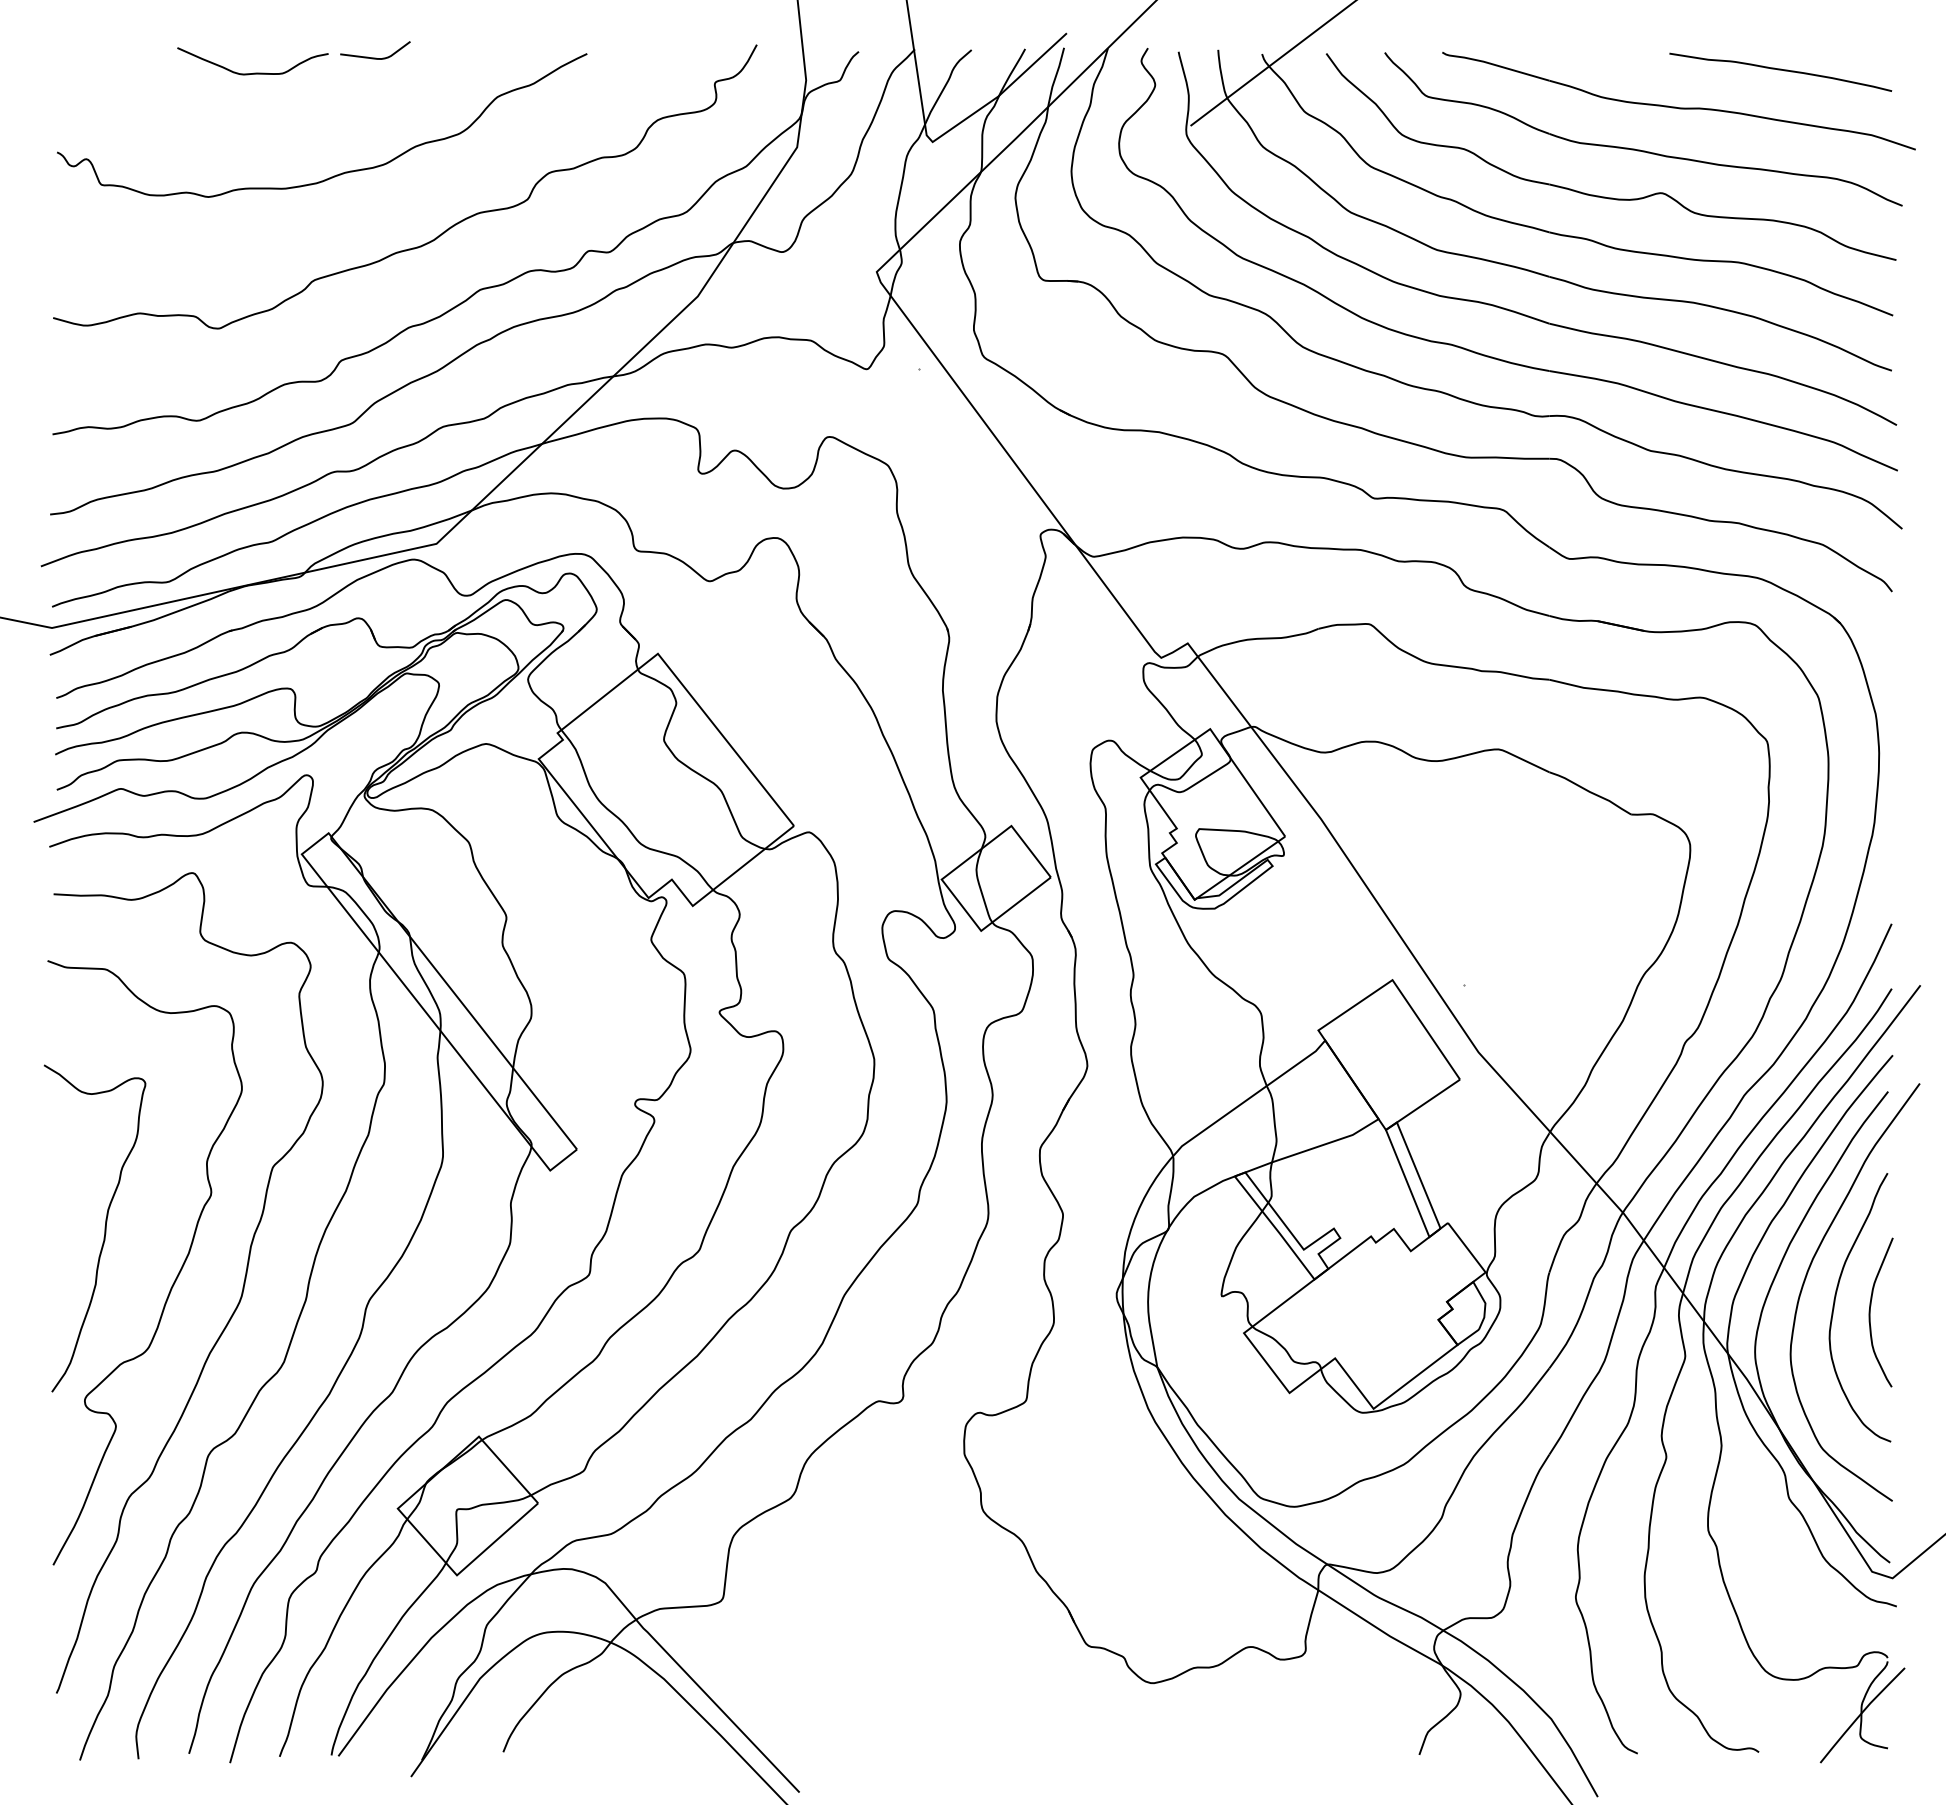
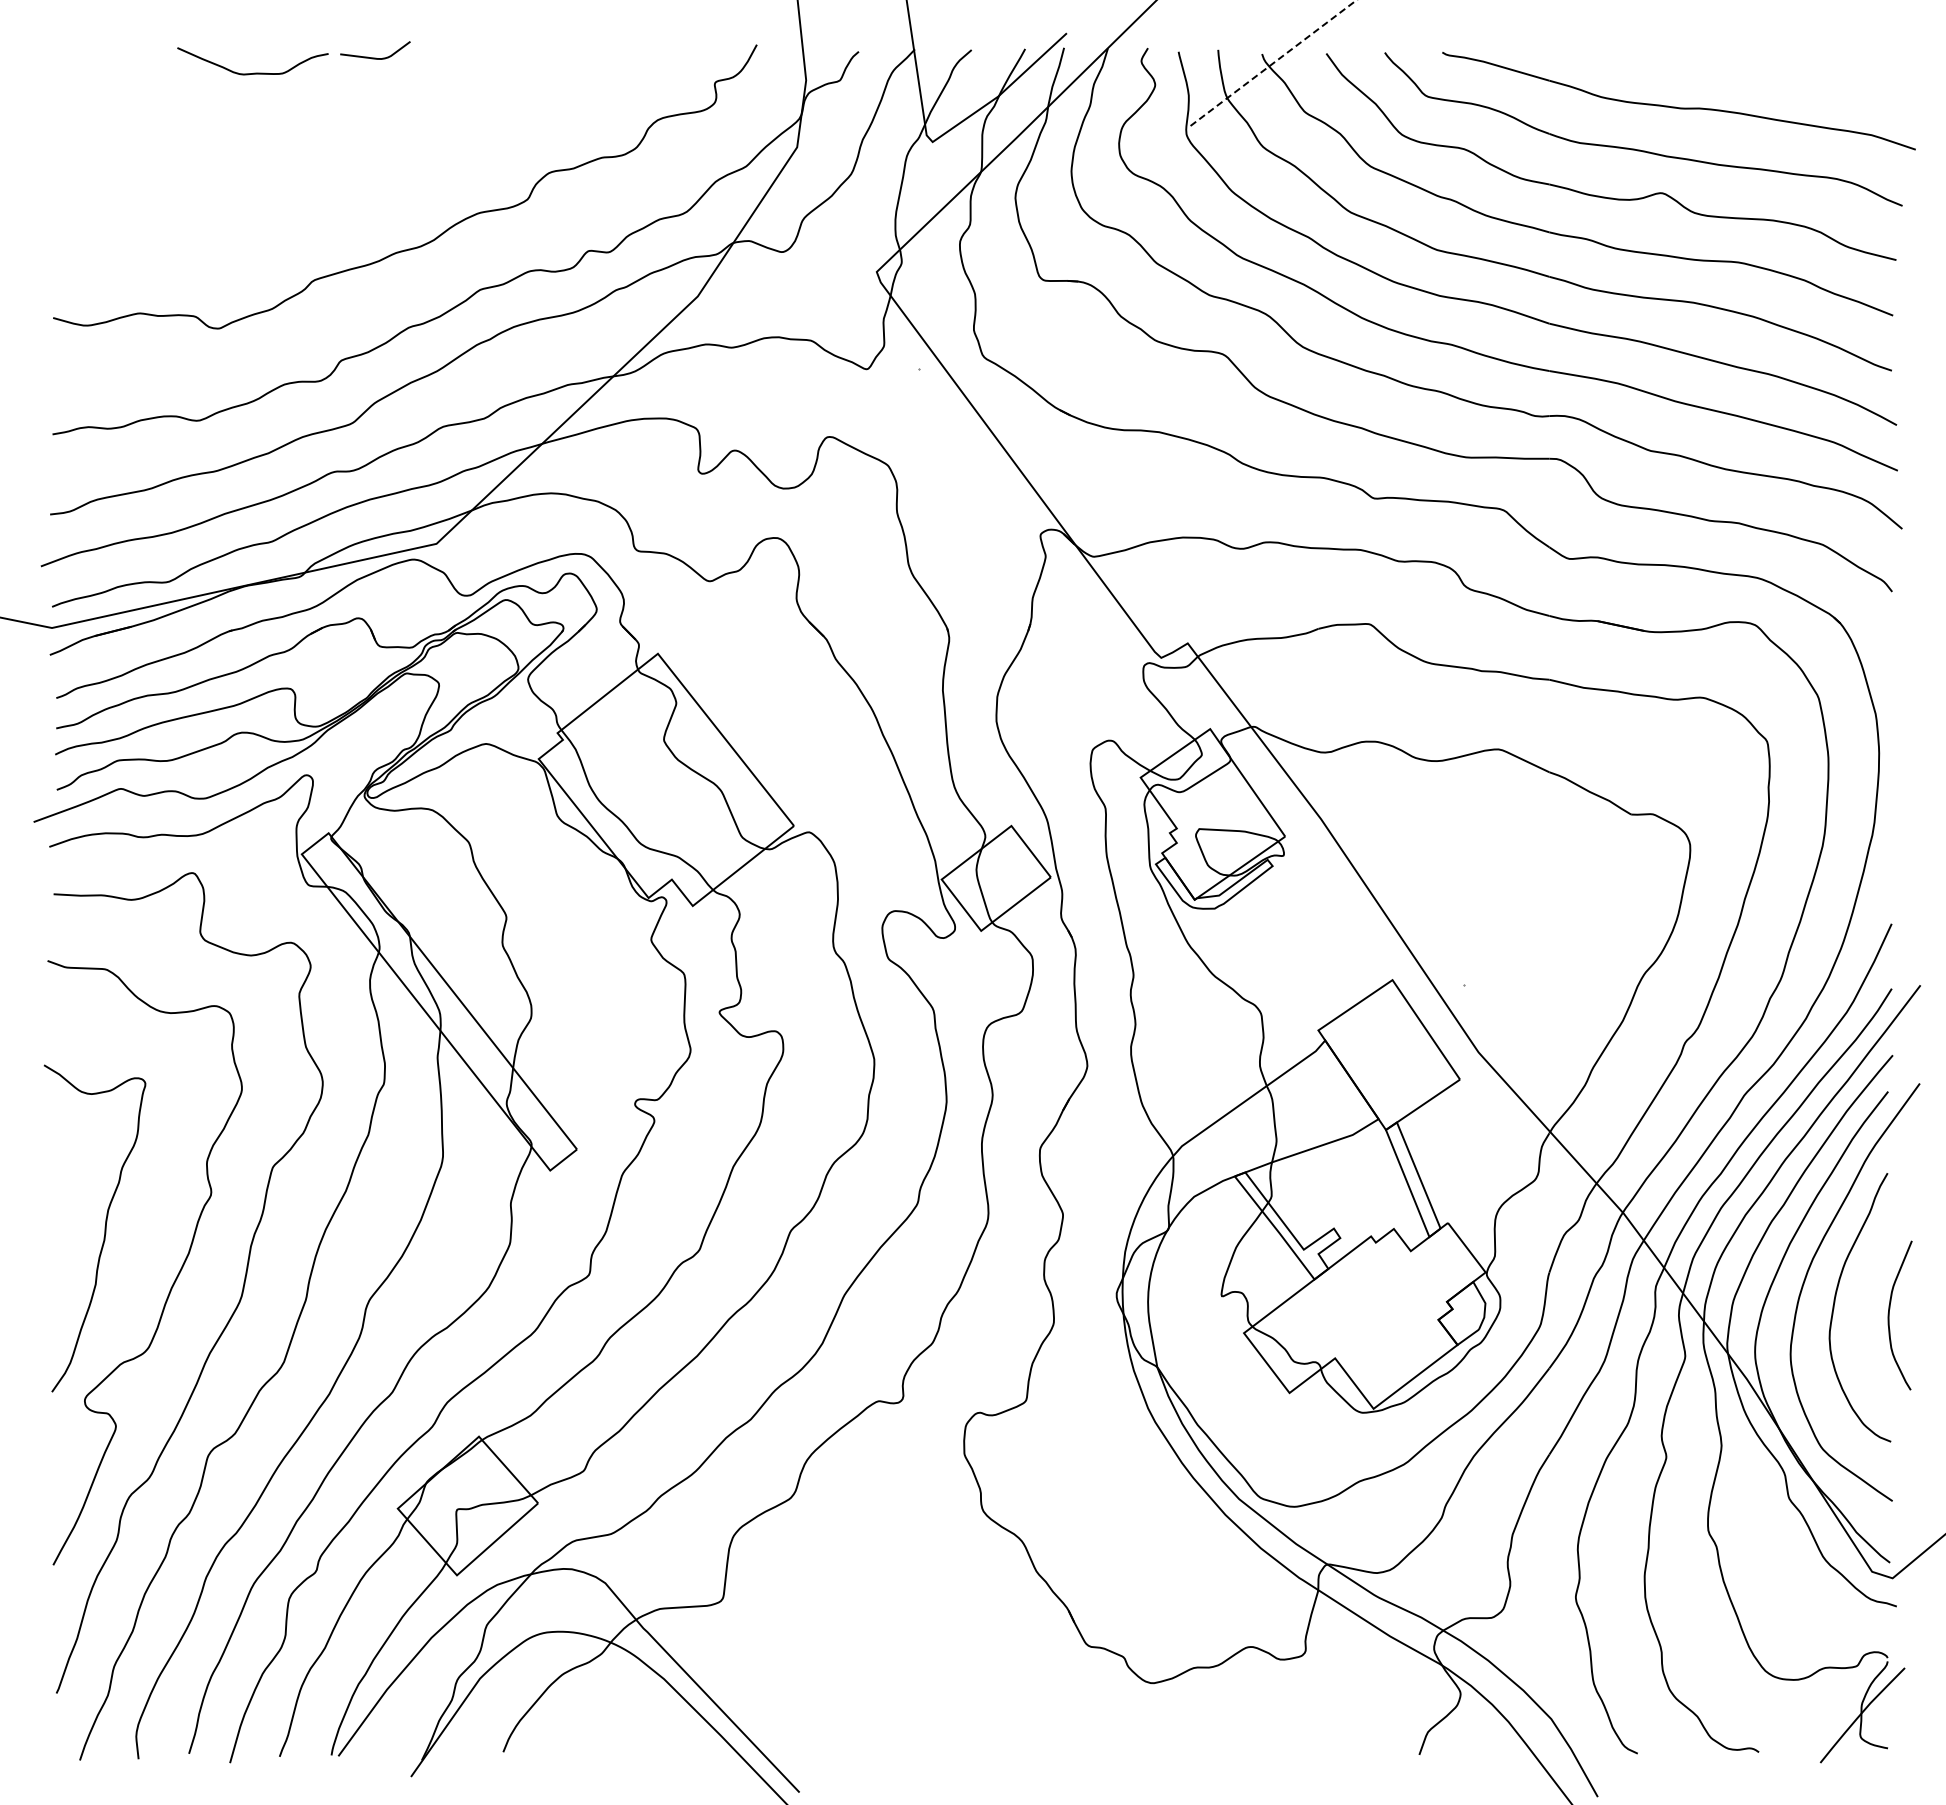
line: solid -> dashed (1274, 62)
curve: present -> none (1780, 70)
curve: present -> none (339, 173)
curve position: (1870, 1312) -> (1889, 1315) (1889, 1315)
